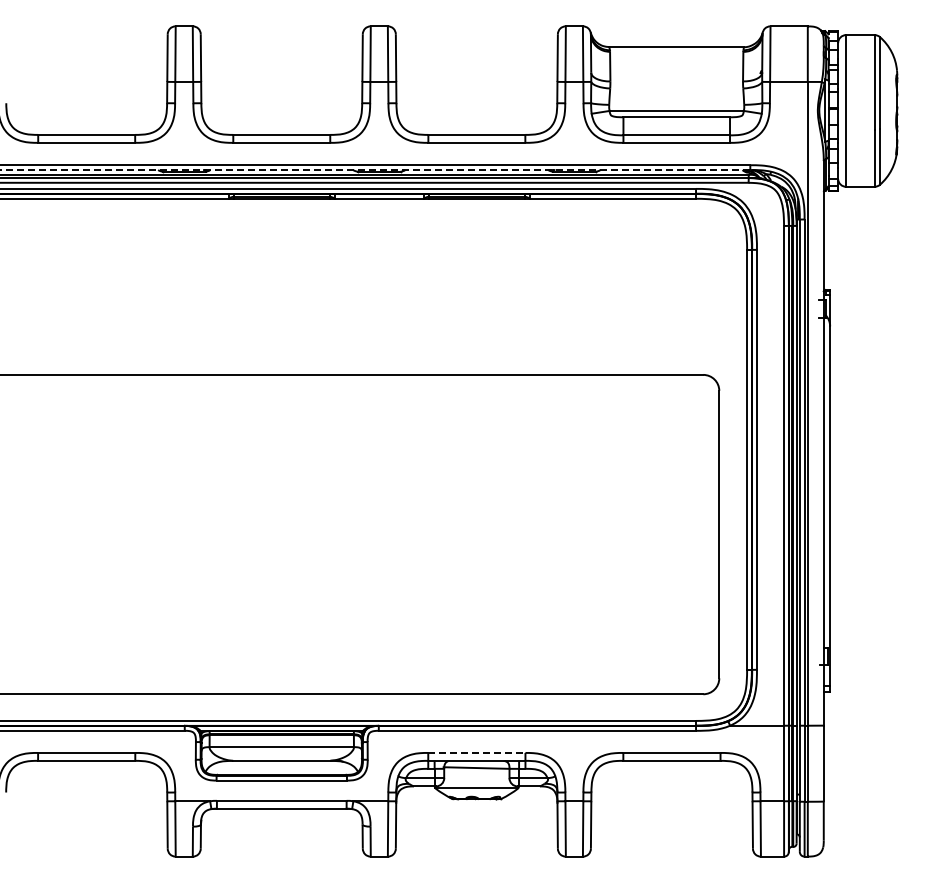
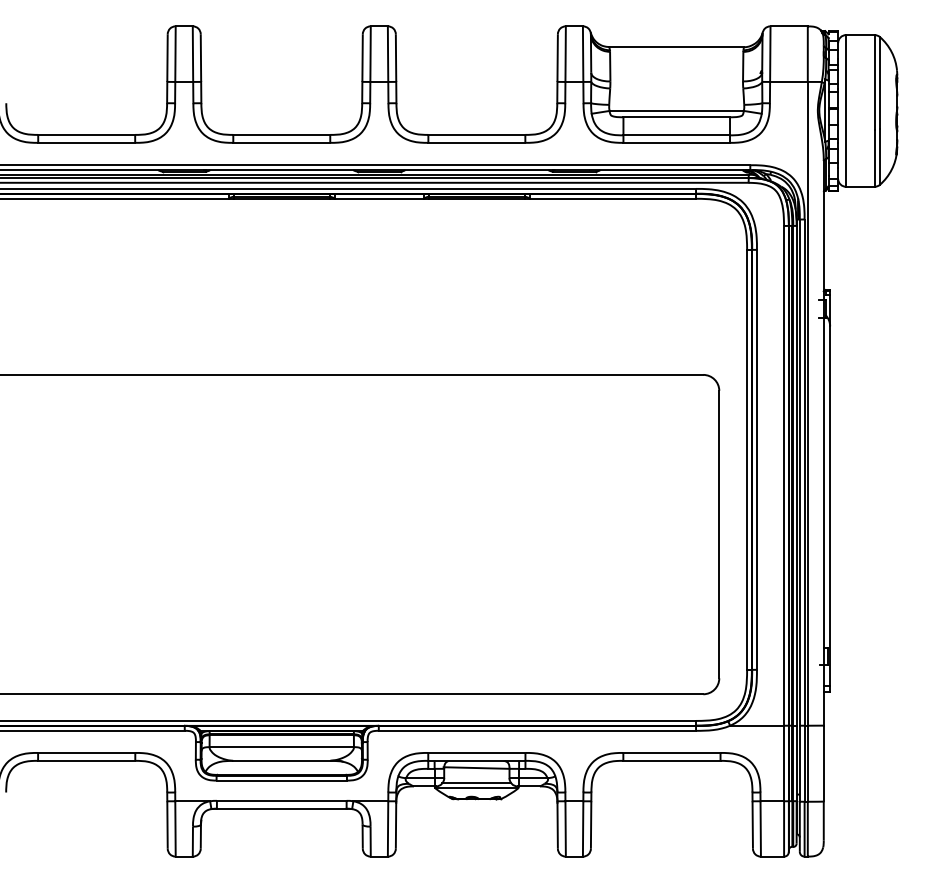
line: dashed -> solid (375, 170)
line: dashed -> solid (476, 752)
line: none -> present (476, 783)
